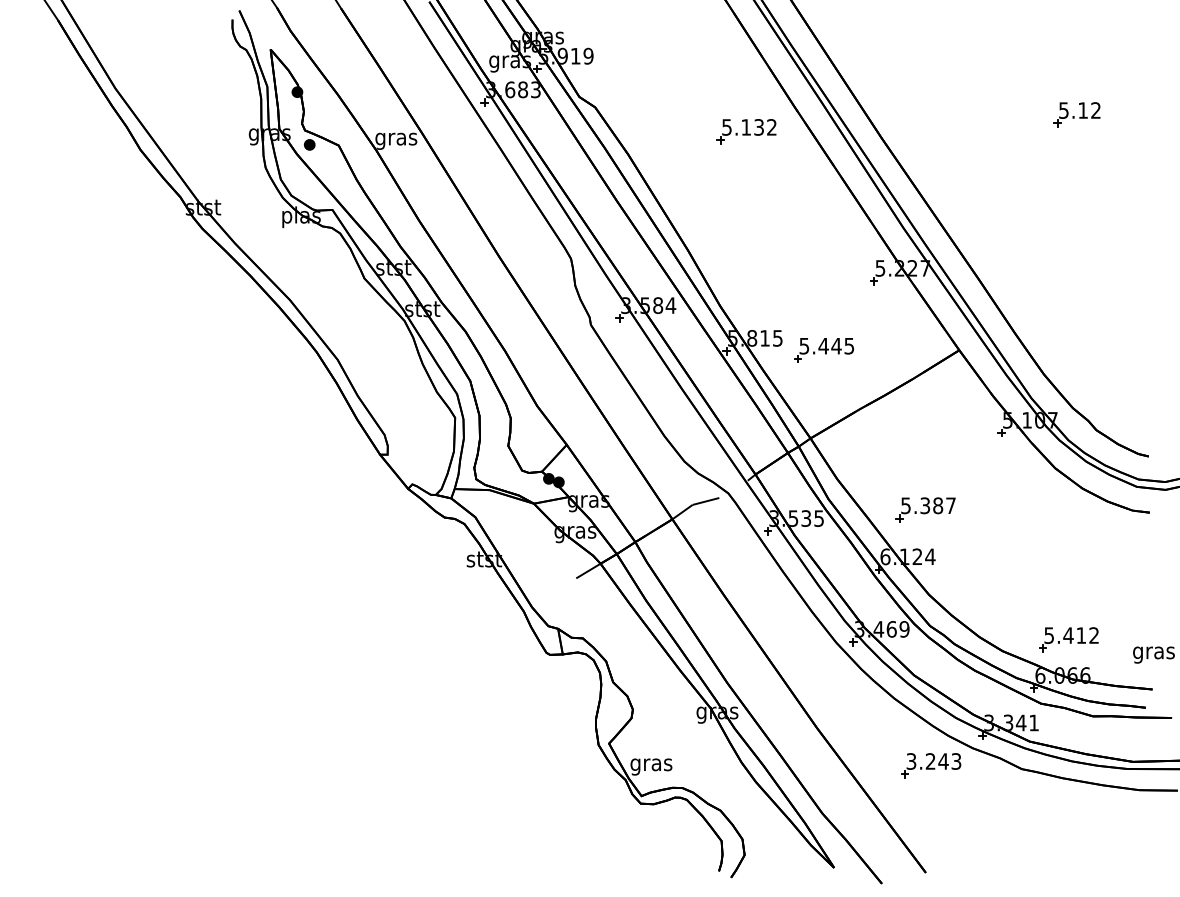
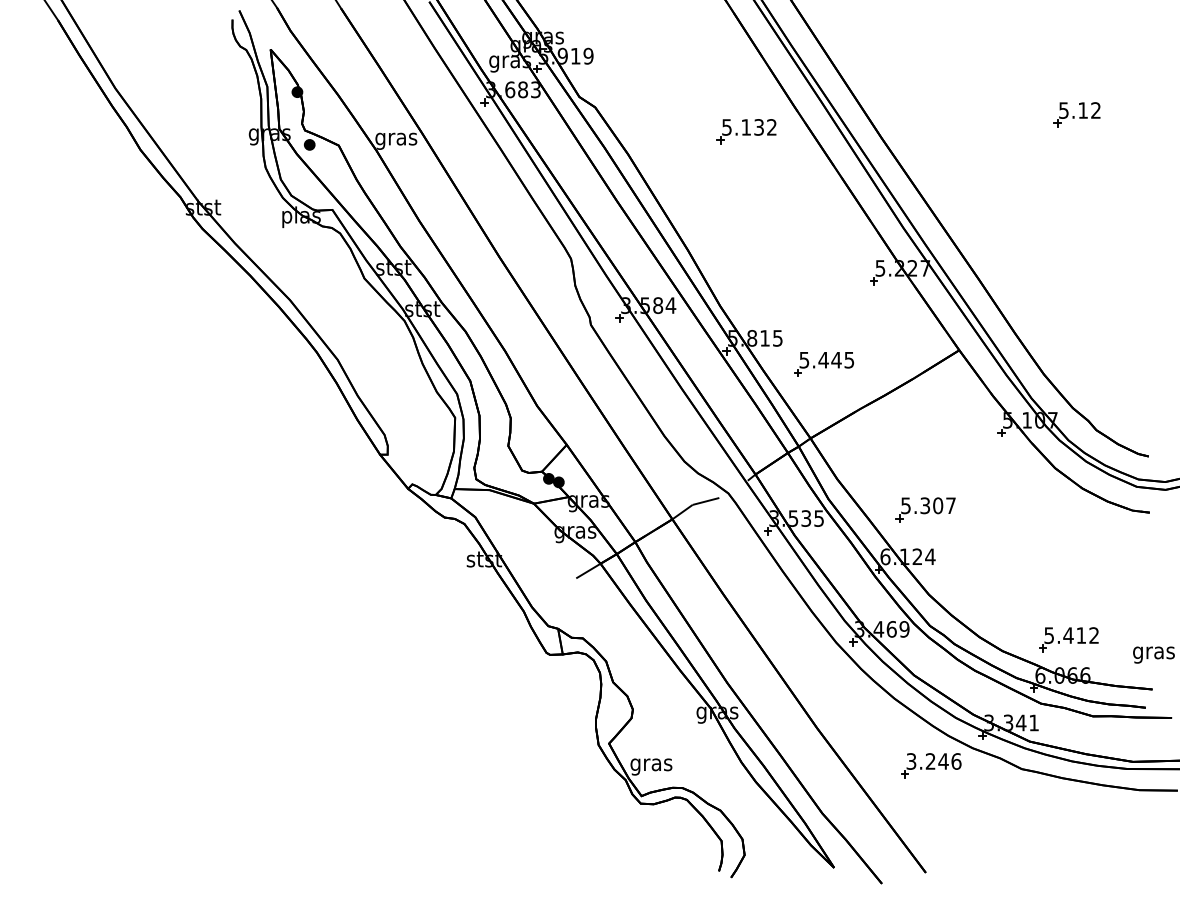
part position: (823, 350) -> (823, 364) (823, 364)
text: 5.387 -> 5.307 (938, 505)
text: 3.243 -> 3.246 (956, 761)
